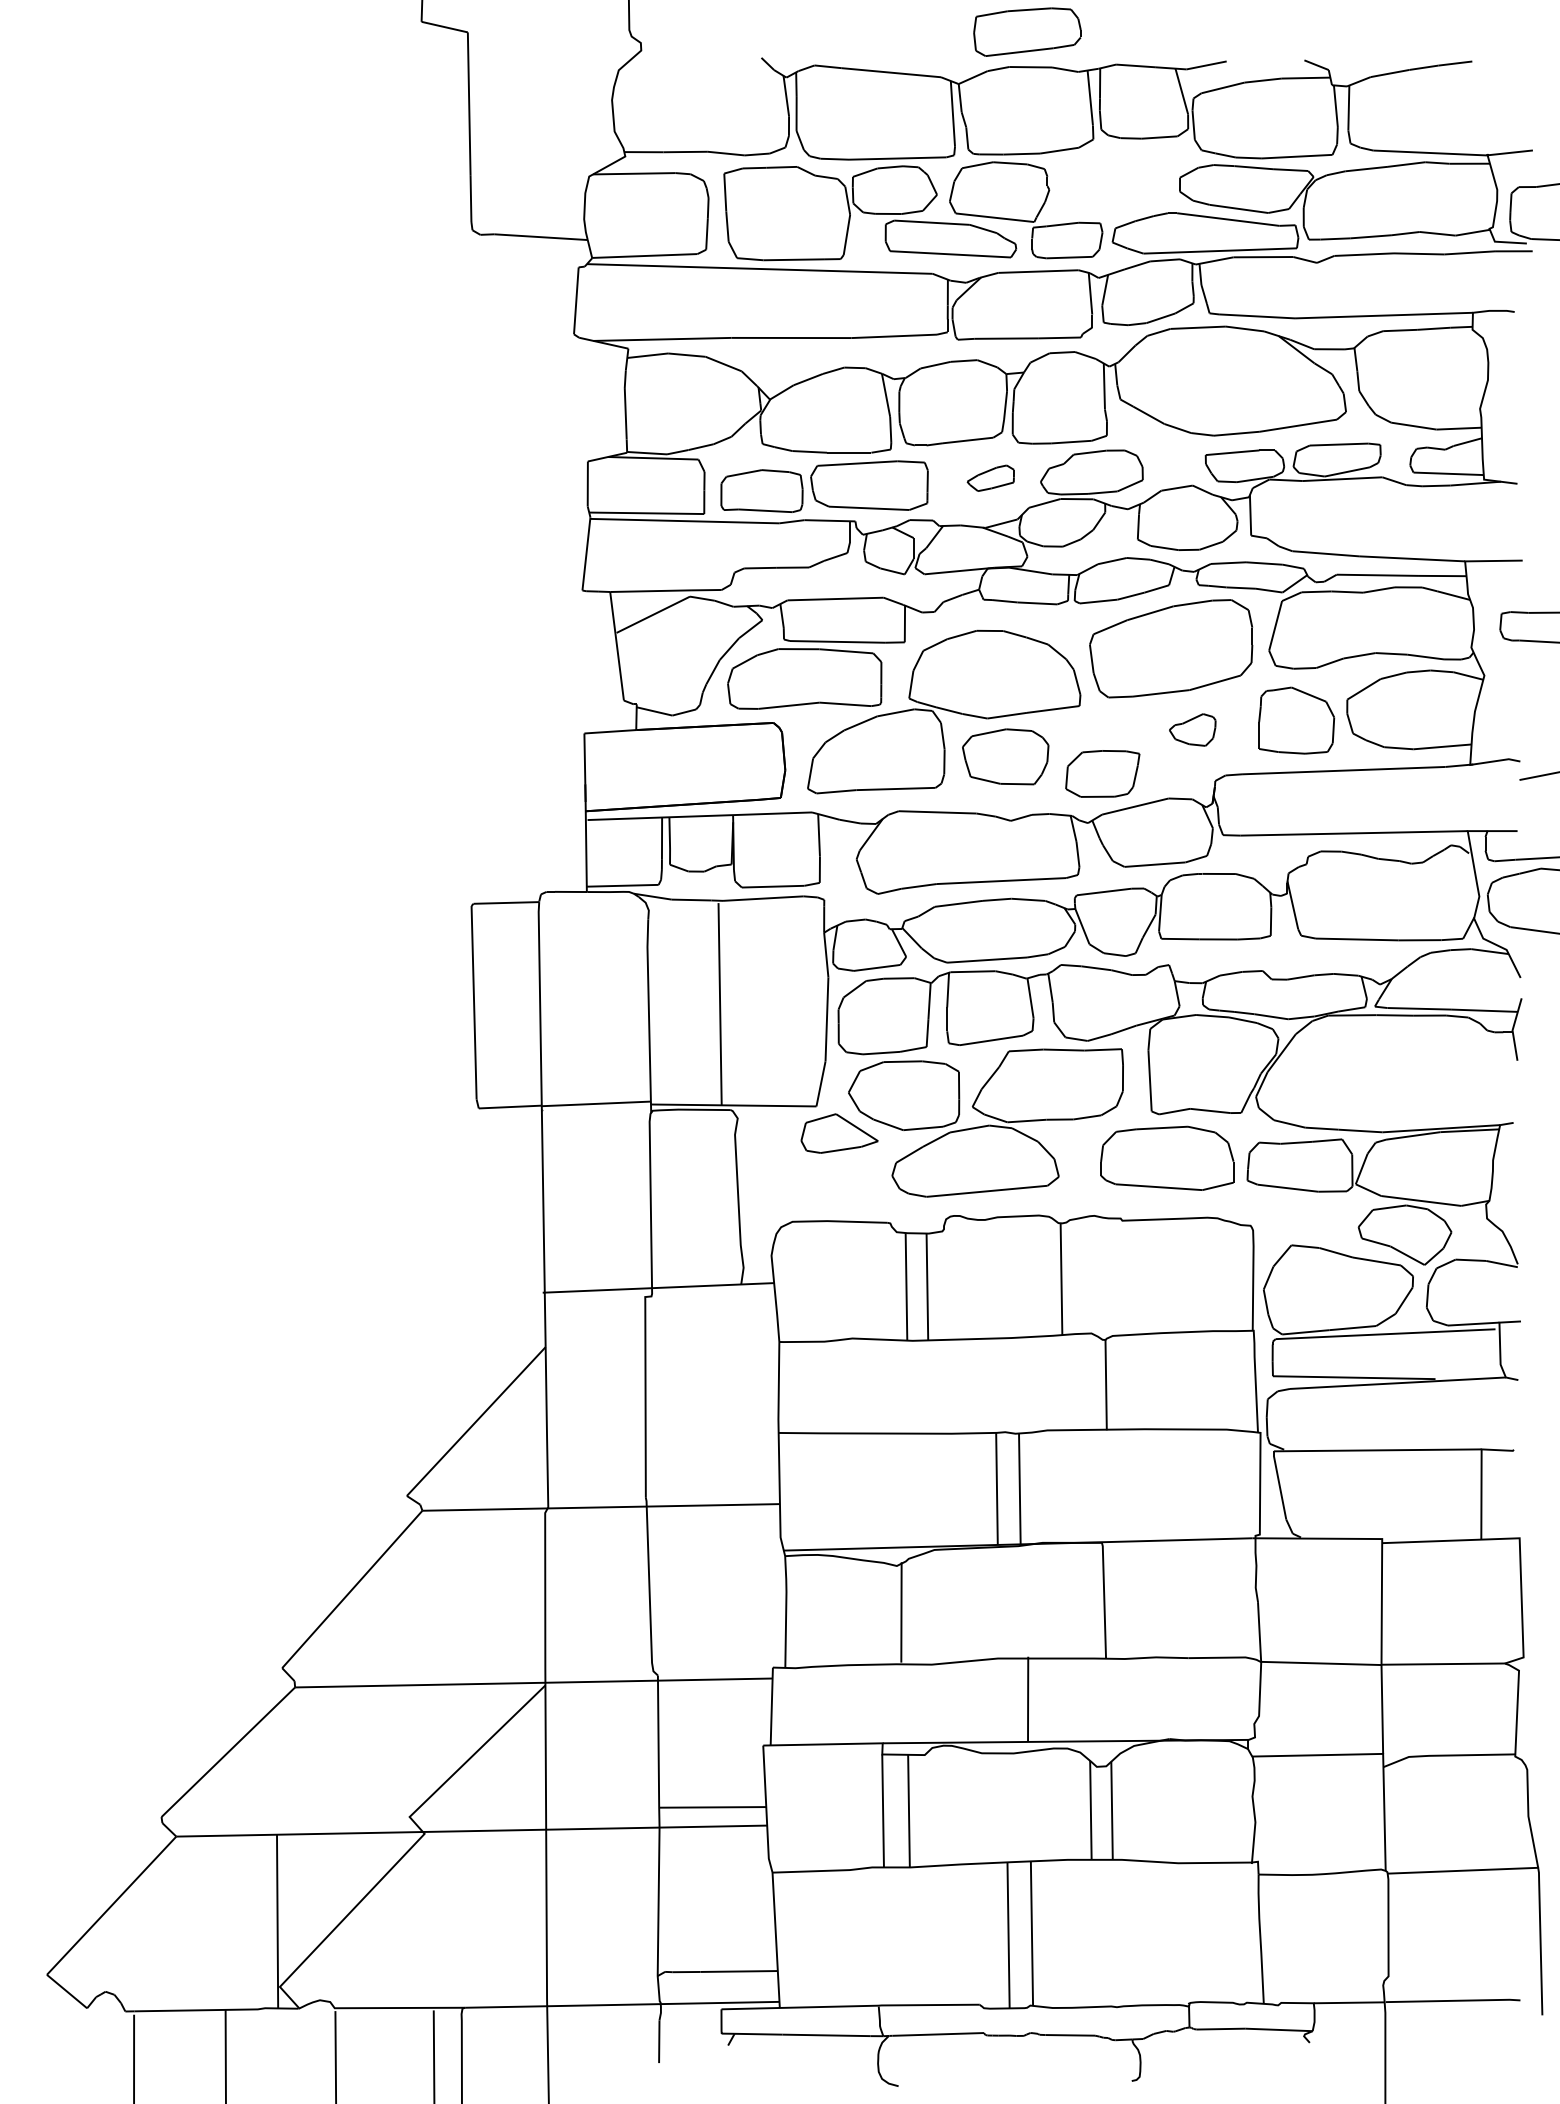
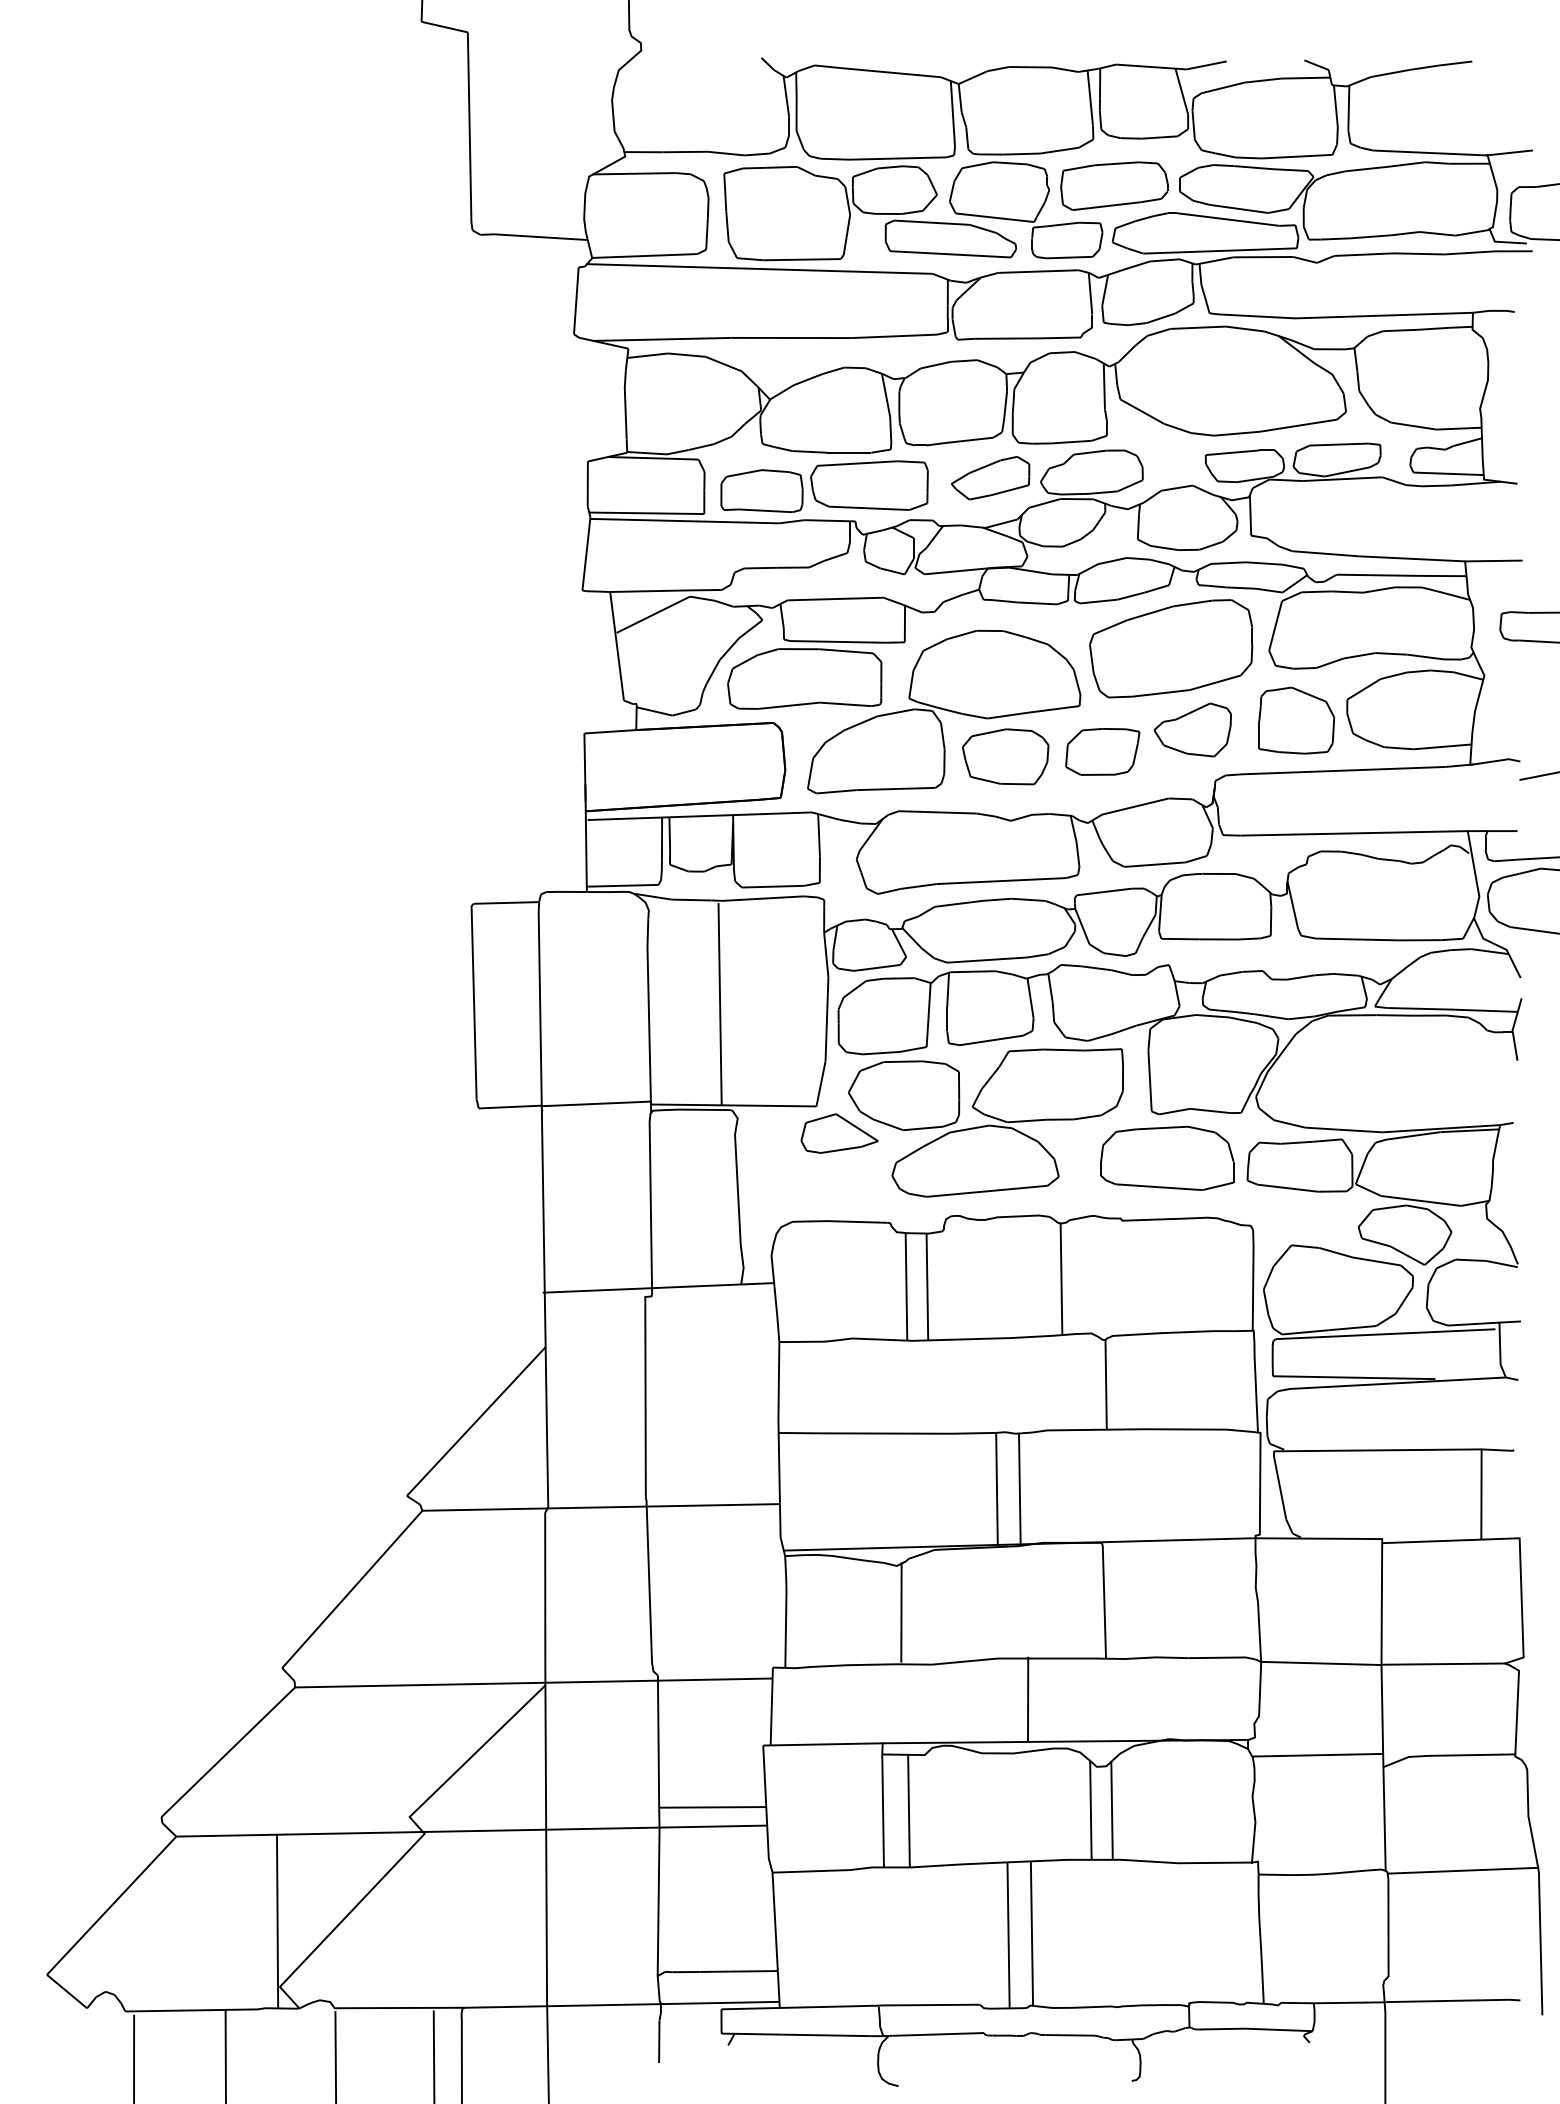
part position: (1027, 31) -> (1114, 185) (1114, 185)
part size: 49x28 px -> 80x45 px (990, 478)
part size: 48x34 px -> 79x56 px (1192, 729)
part position: (1102, 773) -> (1102, 751) (1102, 751)
